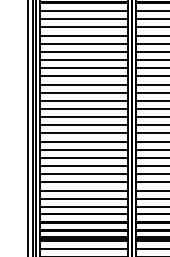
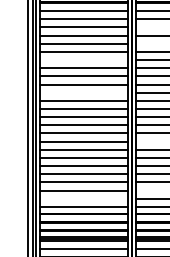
line: present -> none (150, 27)
line: present -> none (150, 43)
line: present -> none (83, 60)
line: present -> none (83, 92)
line: present -> none (150, 141)
line: present -> none (150, 190)
line: present -> none (83, 198)
